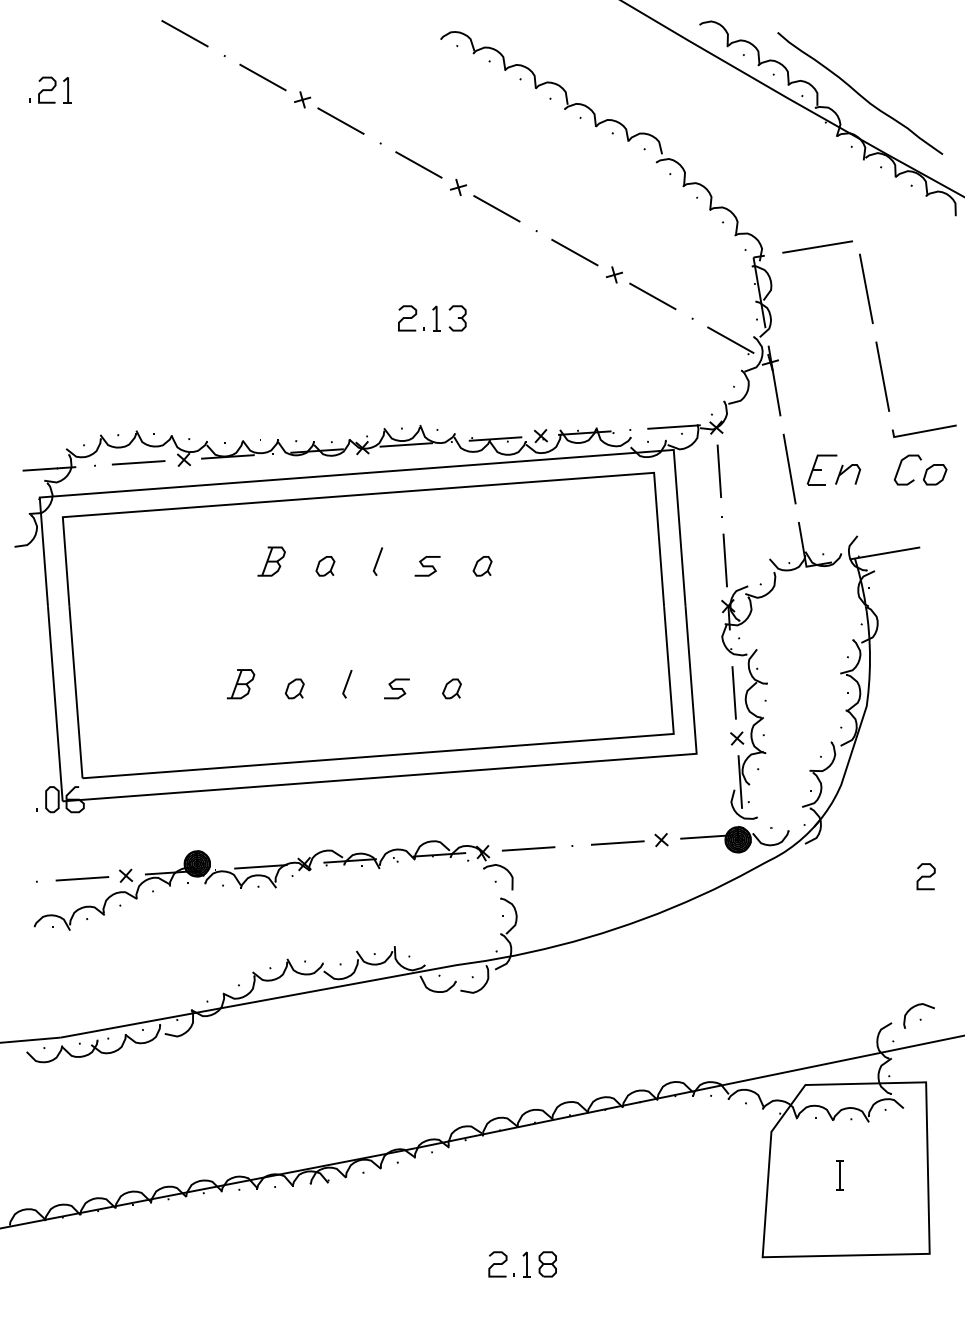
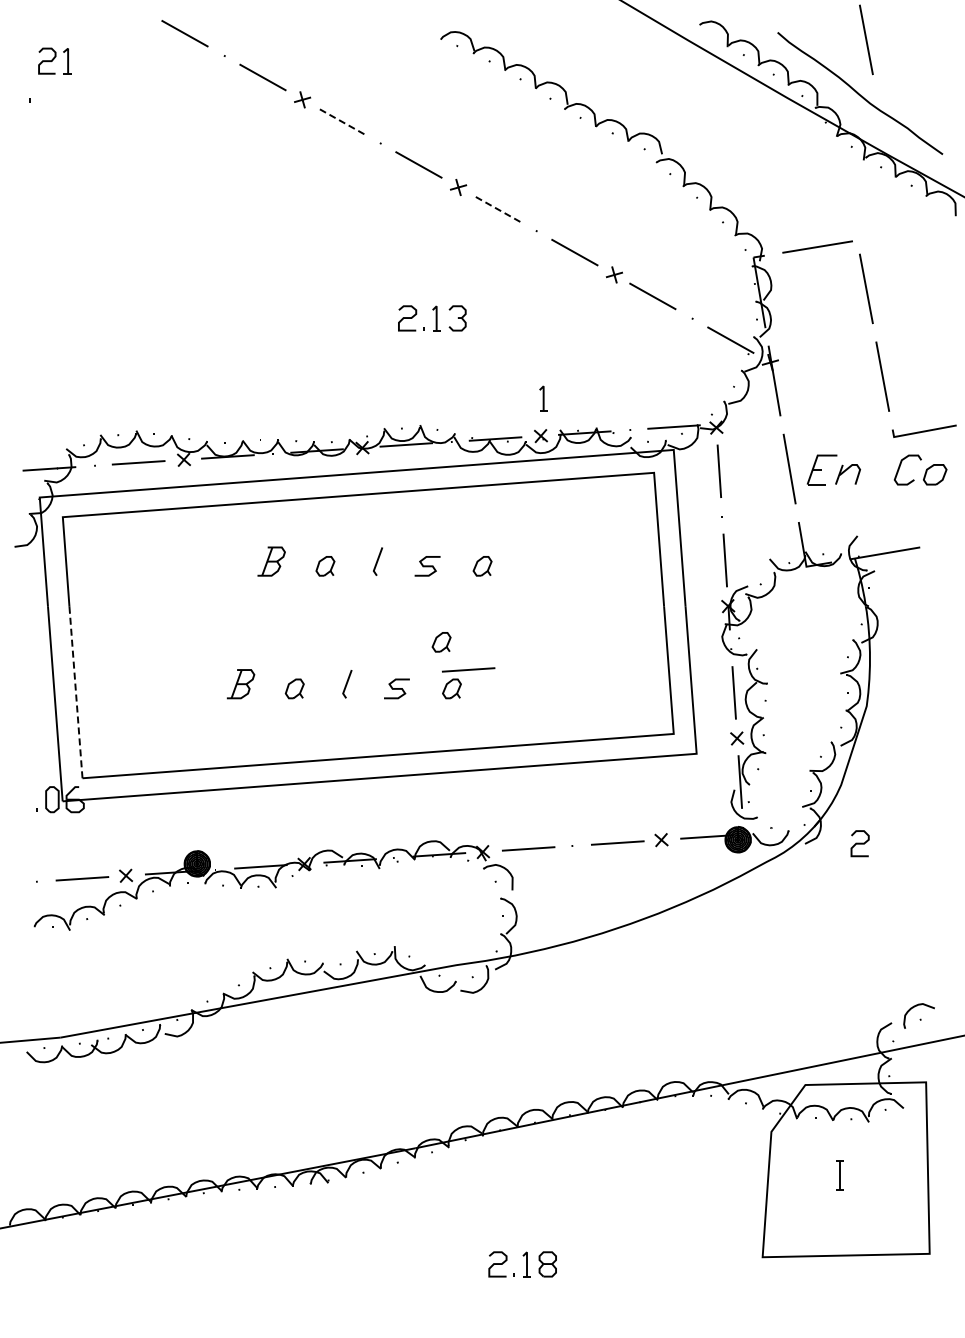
line: none -> present (866, 39)
part position: (54, 89) -> (54, 60) (54, 60)
line: solid -> dashed (340, 121)
line: solid -> dashed (496, 208)
part: none -> present (543, 398)
part: none -> present (441, 642)
line: none -> present (468, 669)
line: solid -> dashed (75, 692)
curve position: (925, 876) -> (859, 843) (859, 843)
